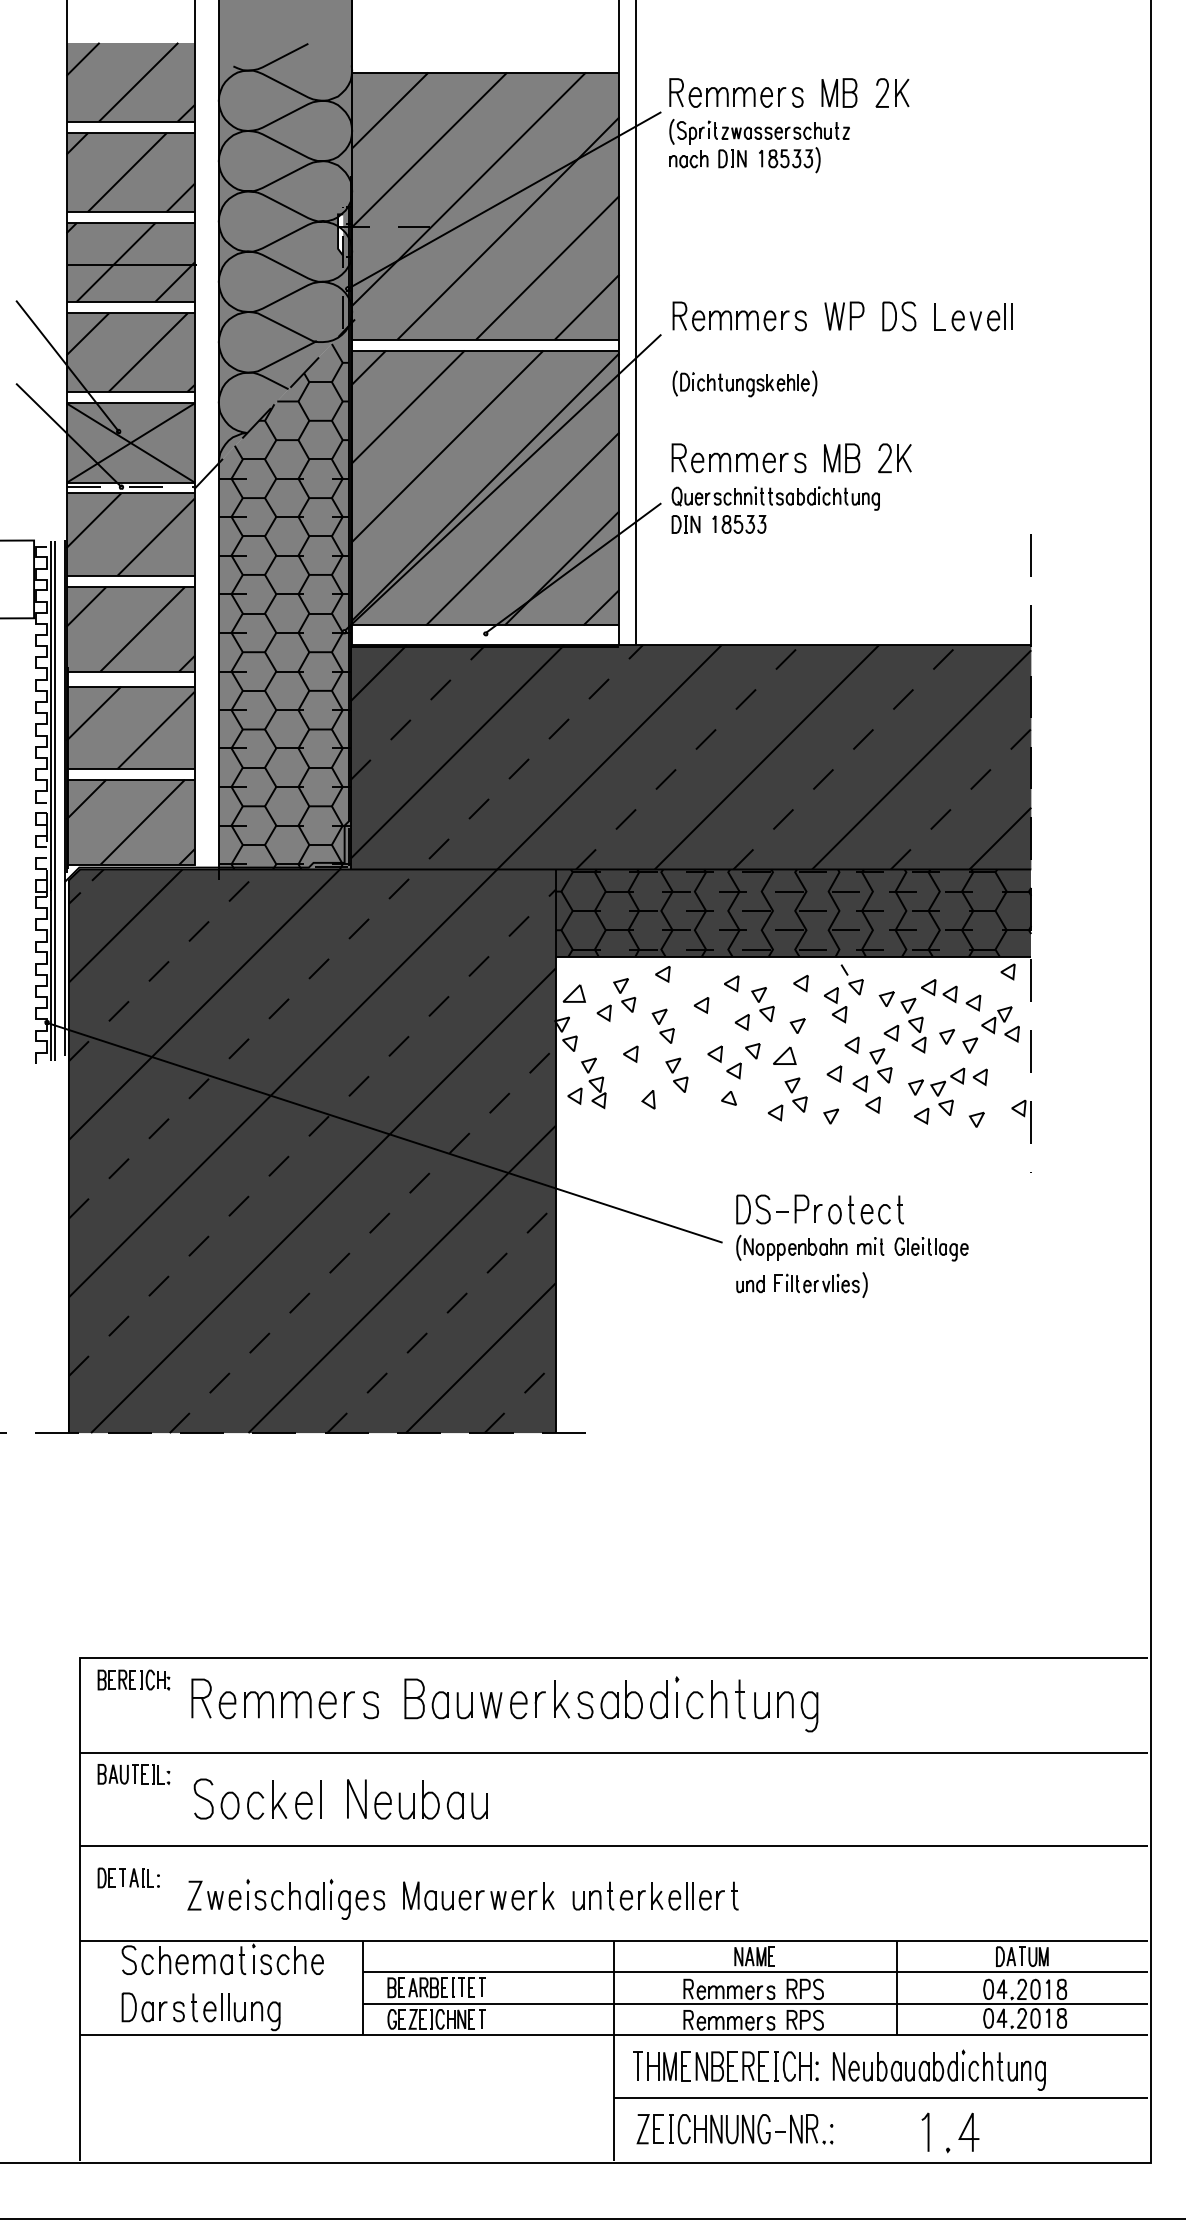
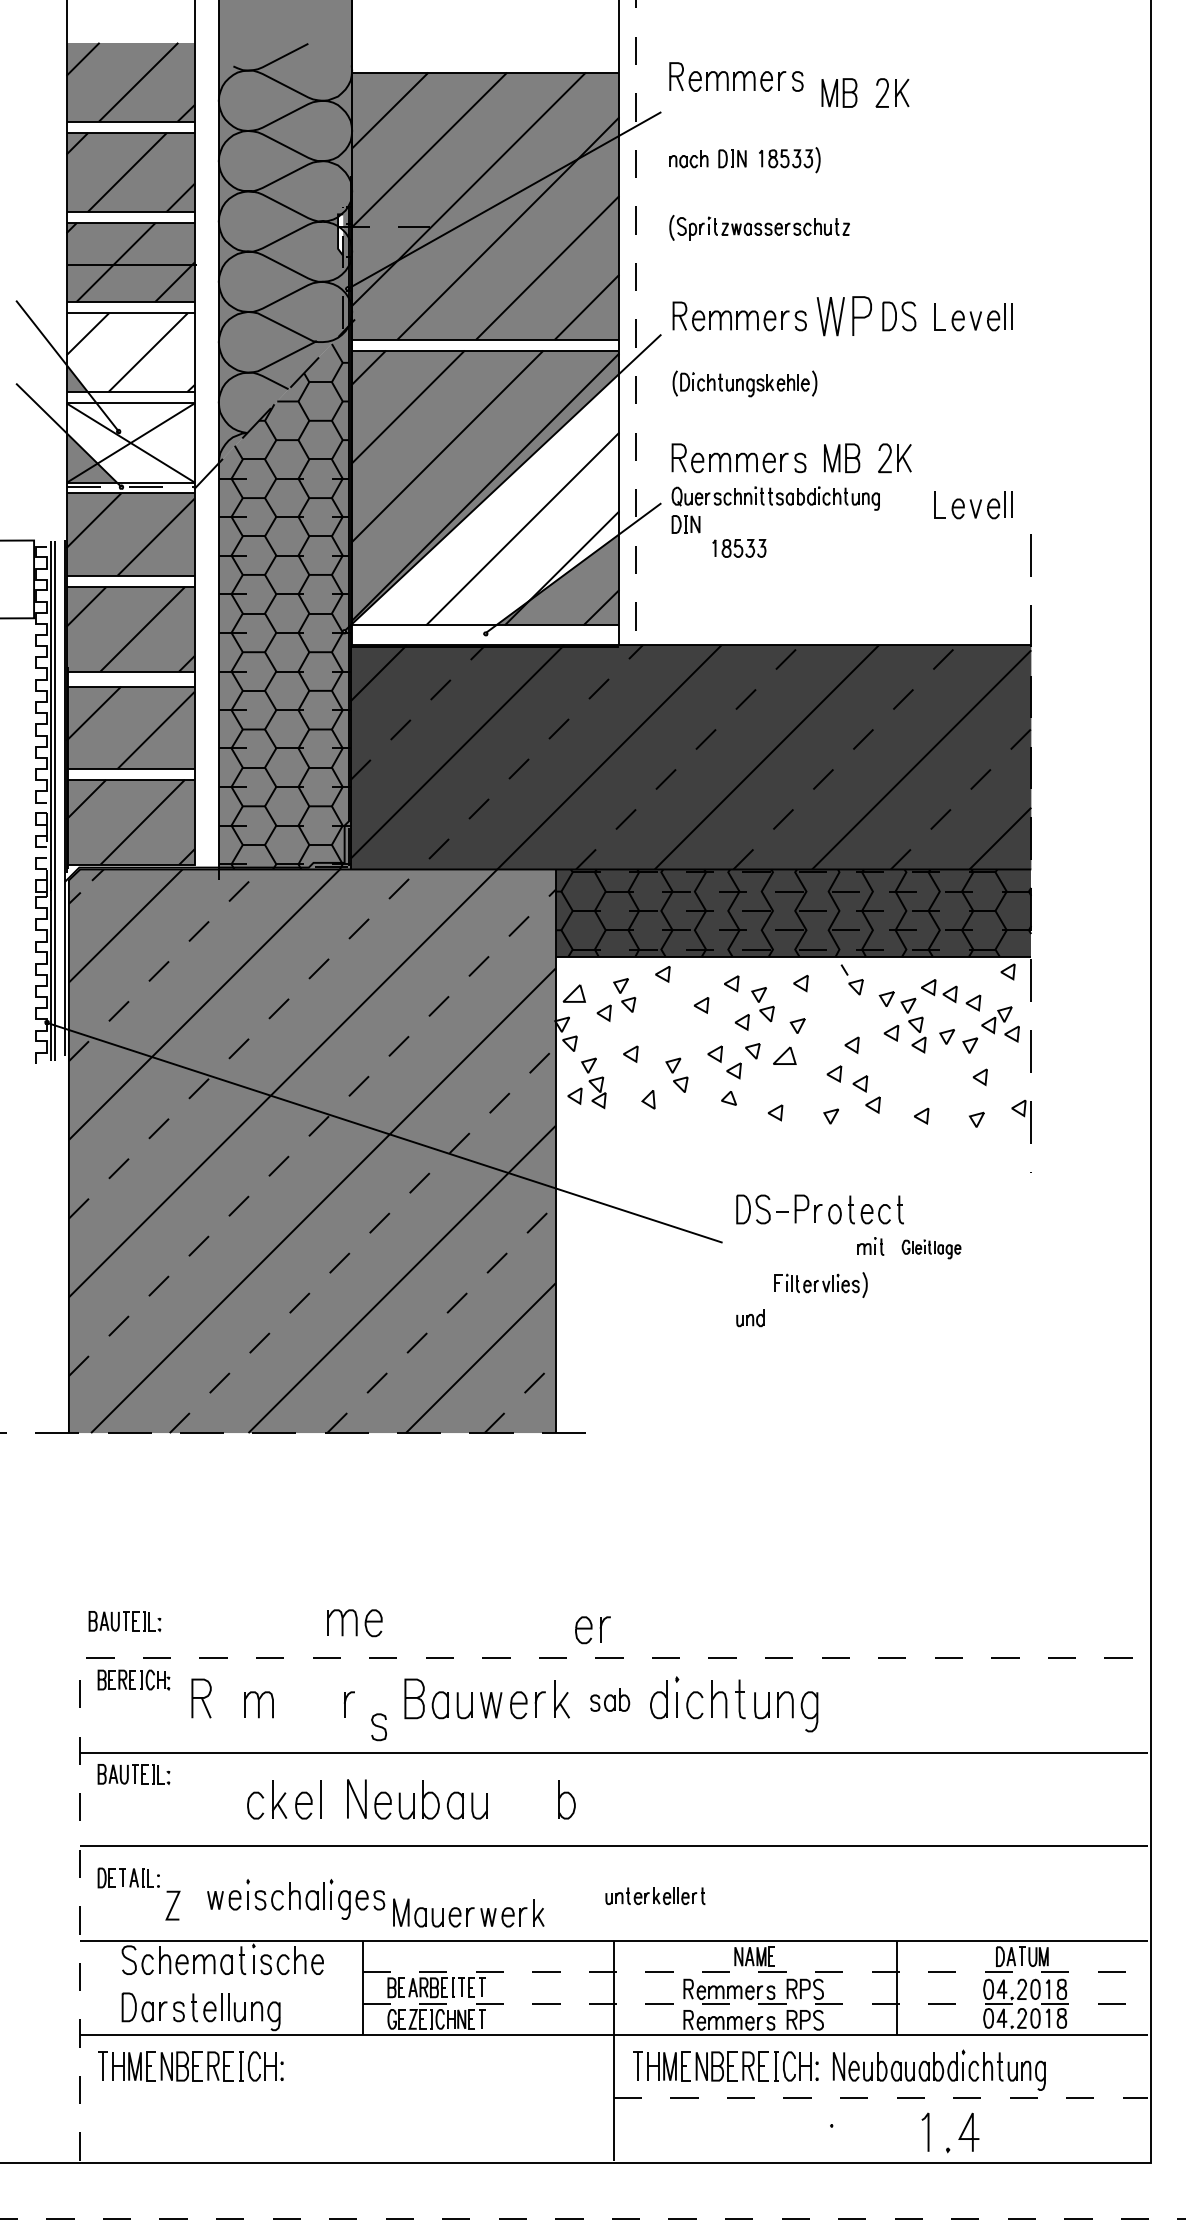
part position: (736, 92) -> (736, 76) (736, 76)
part position: (759, 131) -> (759, 227) (759, 227)
part size: 41x30 px -> 56x41 px (843, 316)
line: solid -> dashed (636, 323)
fill: present -> none (130, 352)
fill: present -> none (130, 442)
fill: present -> none (485, 499)
part: none -> present (973, 505)
part position: (739, 524) -> (739, 548) (739, 548)
part: present -> none (835, 1005)
part: present -> none (662, 1025)
part: present -> none (880, 1065)
part: present -> none (936, 1091)
part: present -> none (795, 1094)
fill: present -> none (311, 1151)
part: present -> none (791, 1247)
part size: 75x25 px -> 61x21 px (931, 1249)
part position: (750, 1284) -> (750, 1318) (750, 1318)
part: none -> present (124, 1621)
part: none -> present (592, 1630)
line: solid -> dashed (362, 1658)
part size: 66x40 px -> 41x24 px (610, 1699)
part: present -> none (227, 1705)
part position: (308, 1705) -> (354, 1623) (354, 1623)
curve position: (370, 1705) -> (378, 1727) (378, 1727)
part: present -> none (216, 1798)
part: none -> present (566, 1799)
line position: (194, 1895) -> (172, 1905) (172, 1905)
part position: (478, 1895) -> (468, 1912) (468, 1912)
part size: 167x30 px -> 101x18 px (655, 1895)
line: solid -> dashed (755, 1972)
line: solid -> dashed (755, 2003)
part: none -> present (190, 2066)
line: solid -> dashed (881, 2098)
part: present -> none (734, 2129)
line: solid -> dashed (592, 2218)
